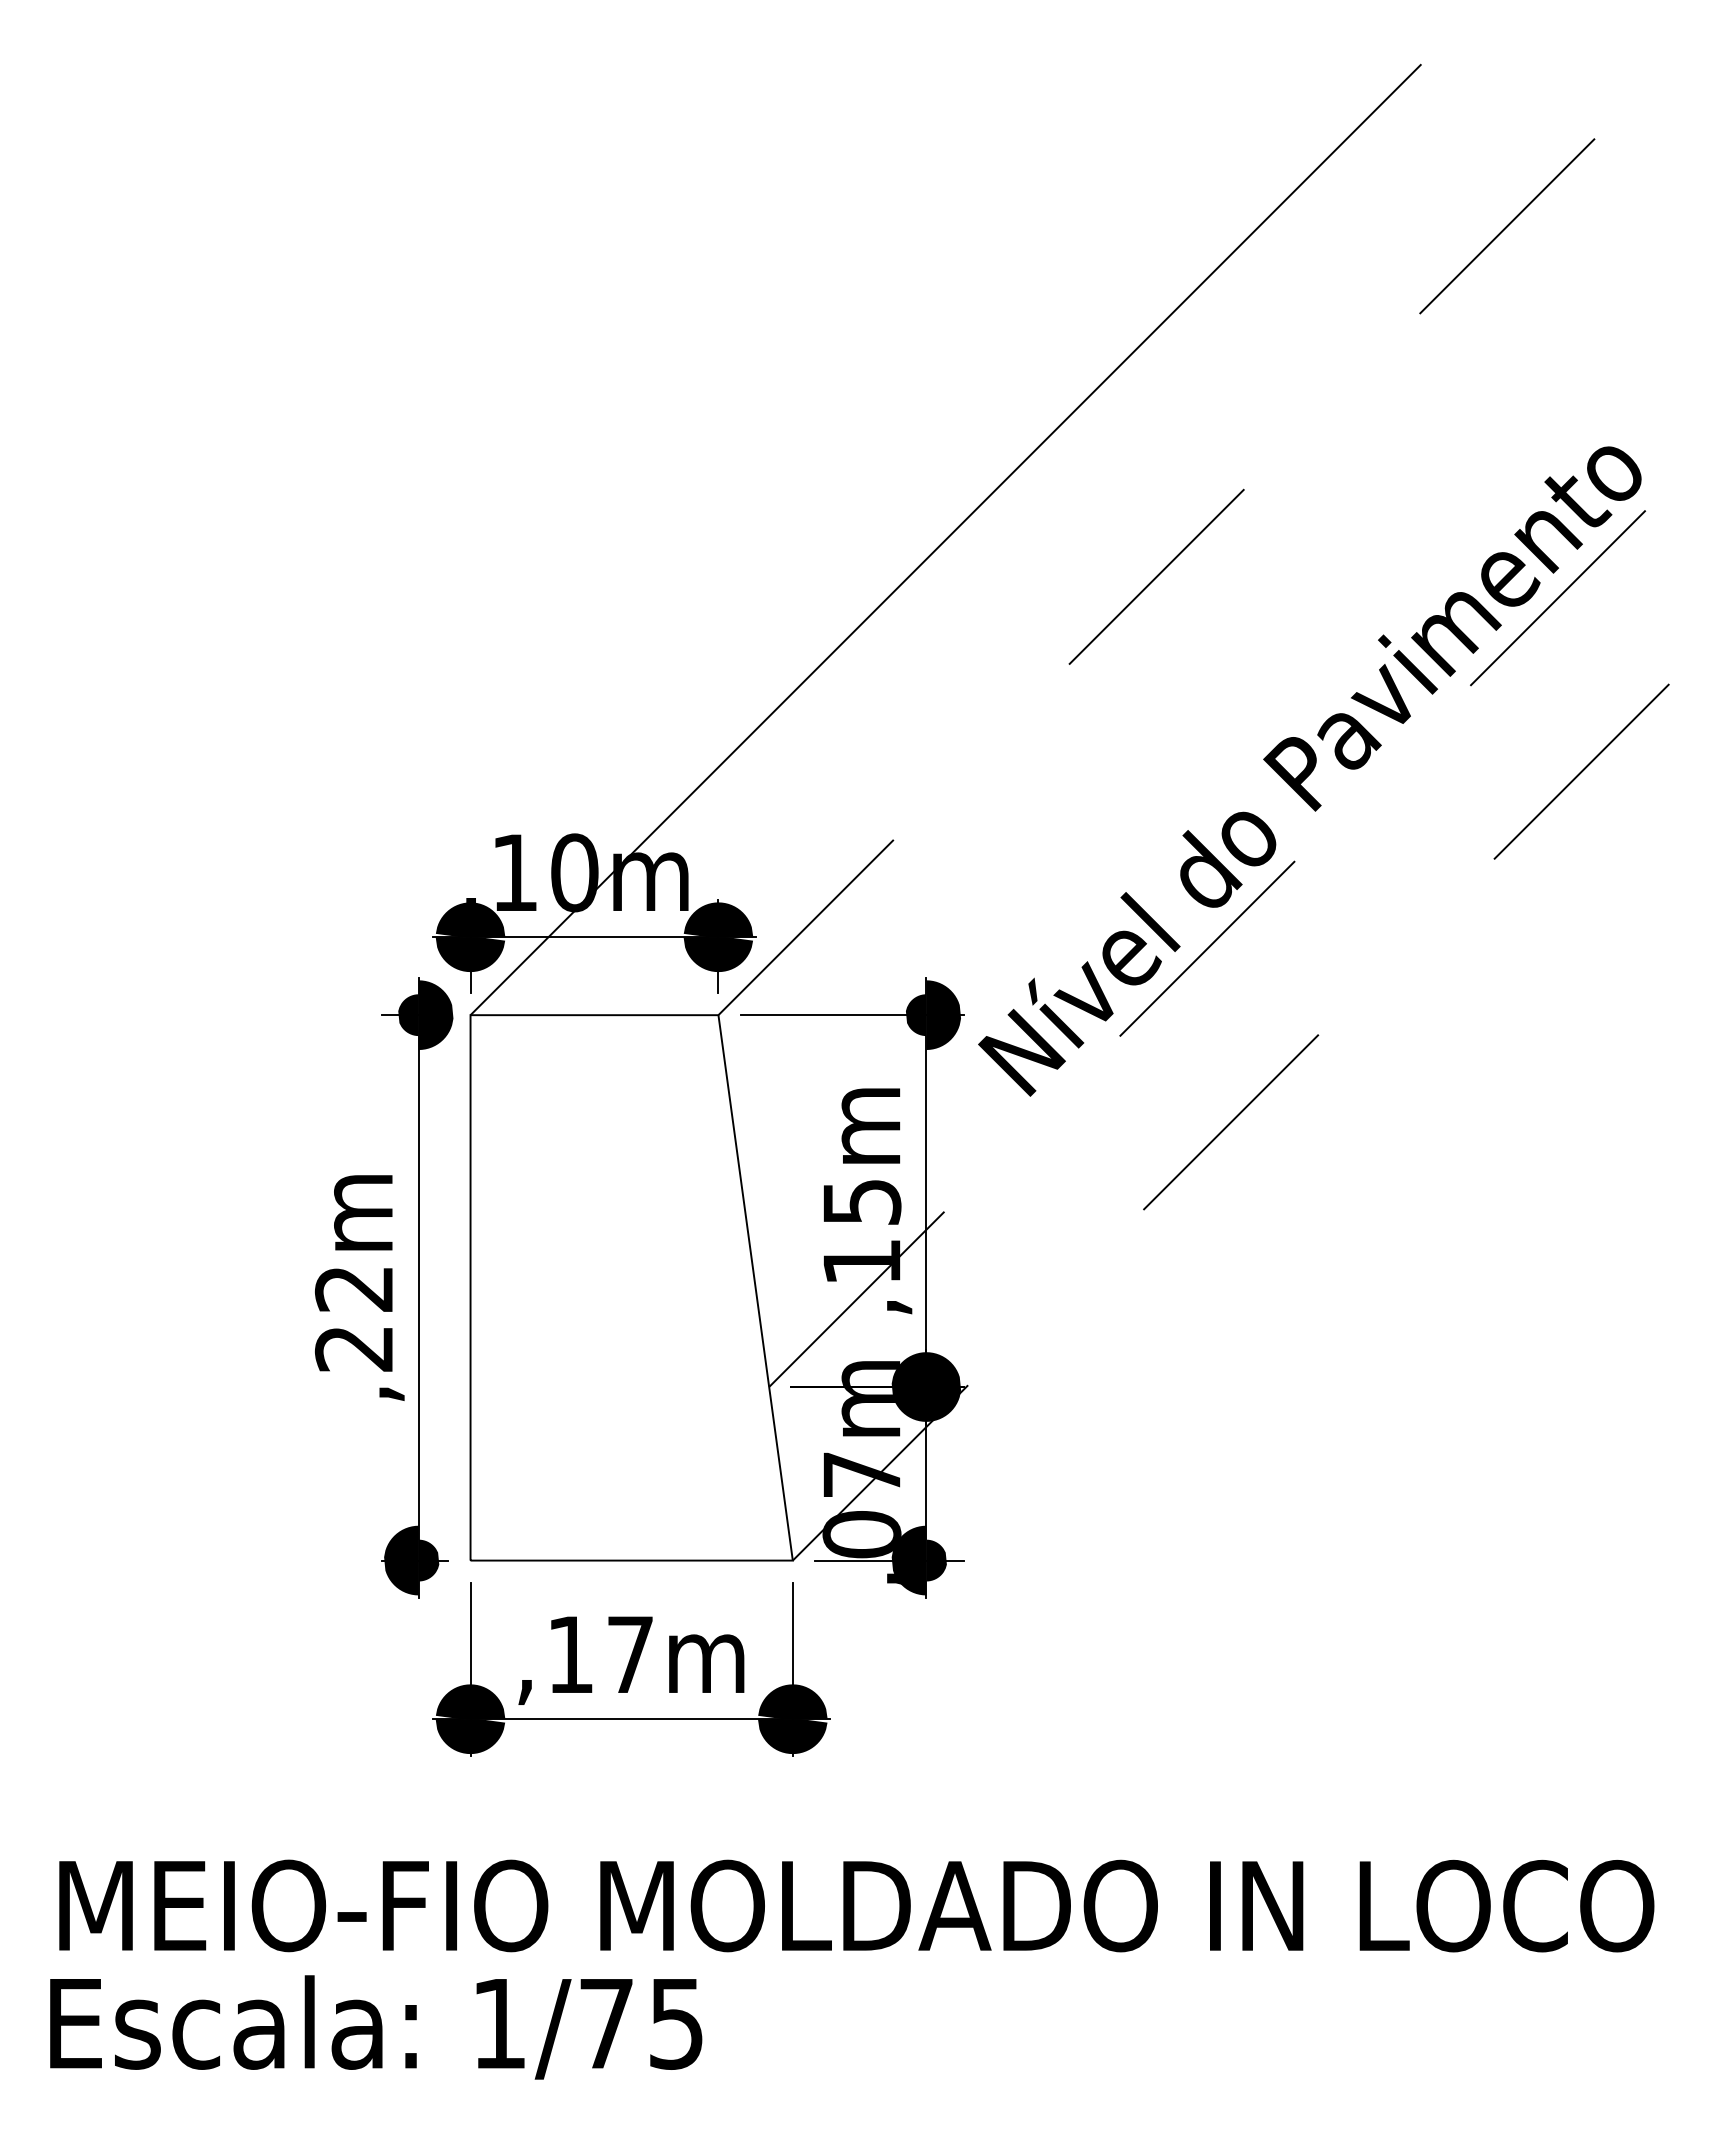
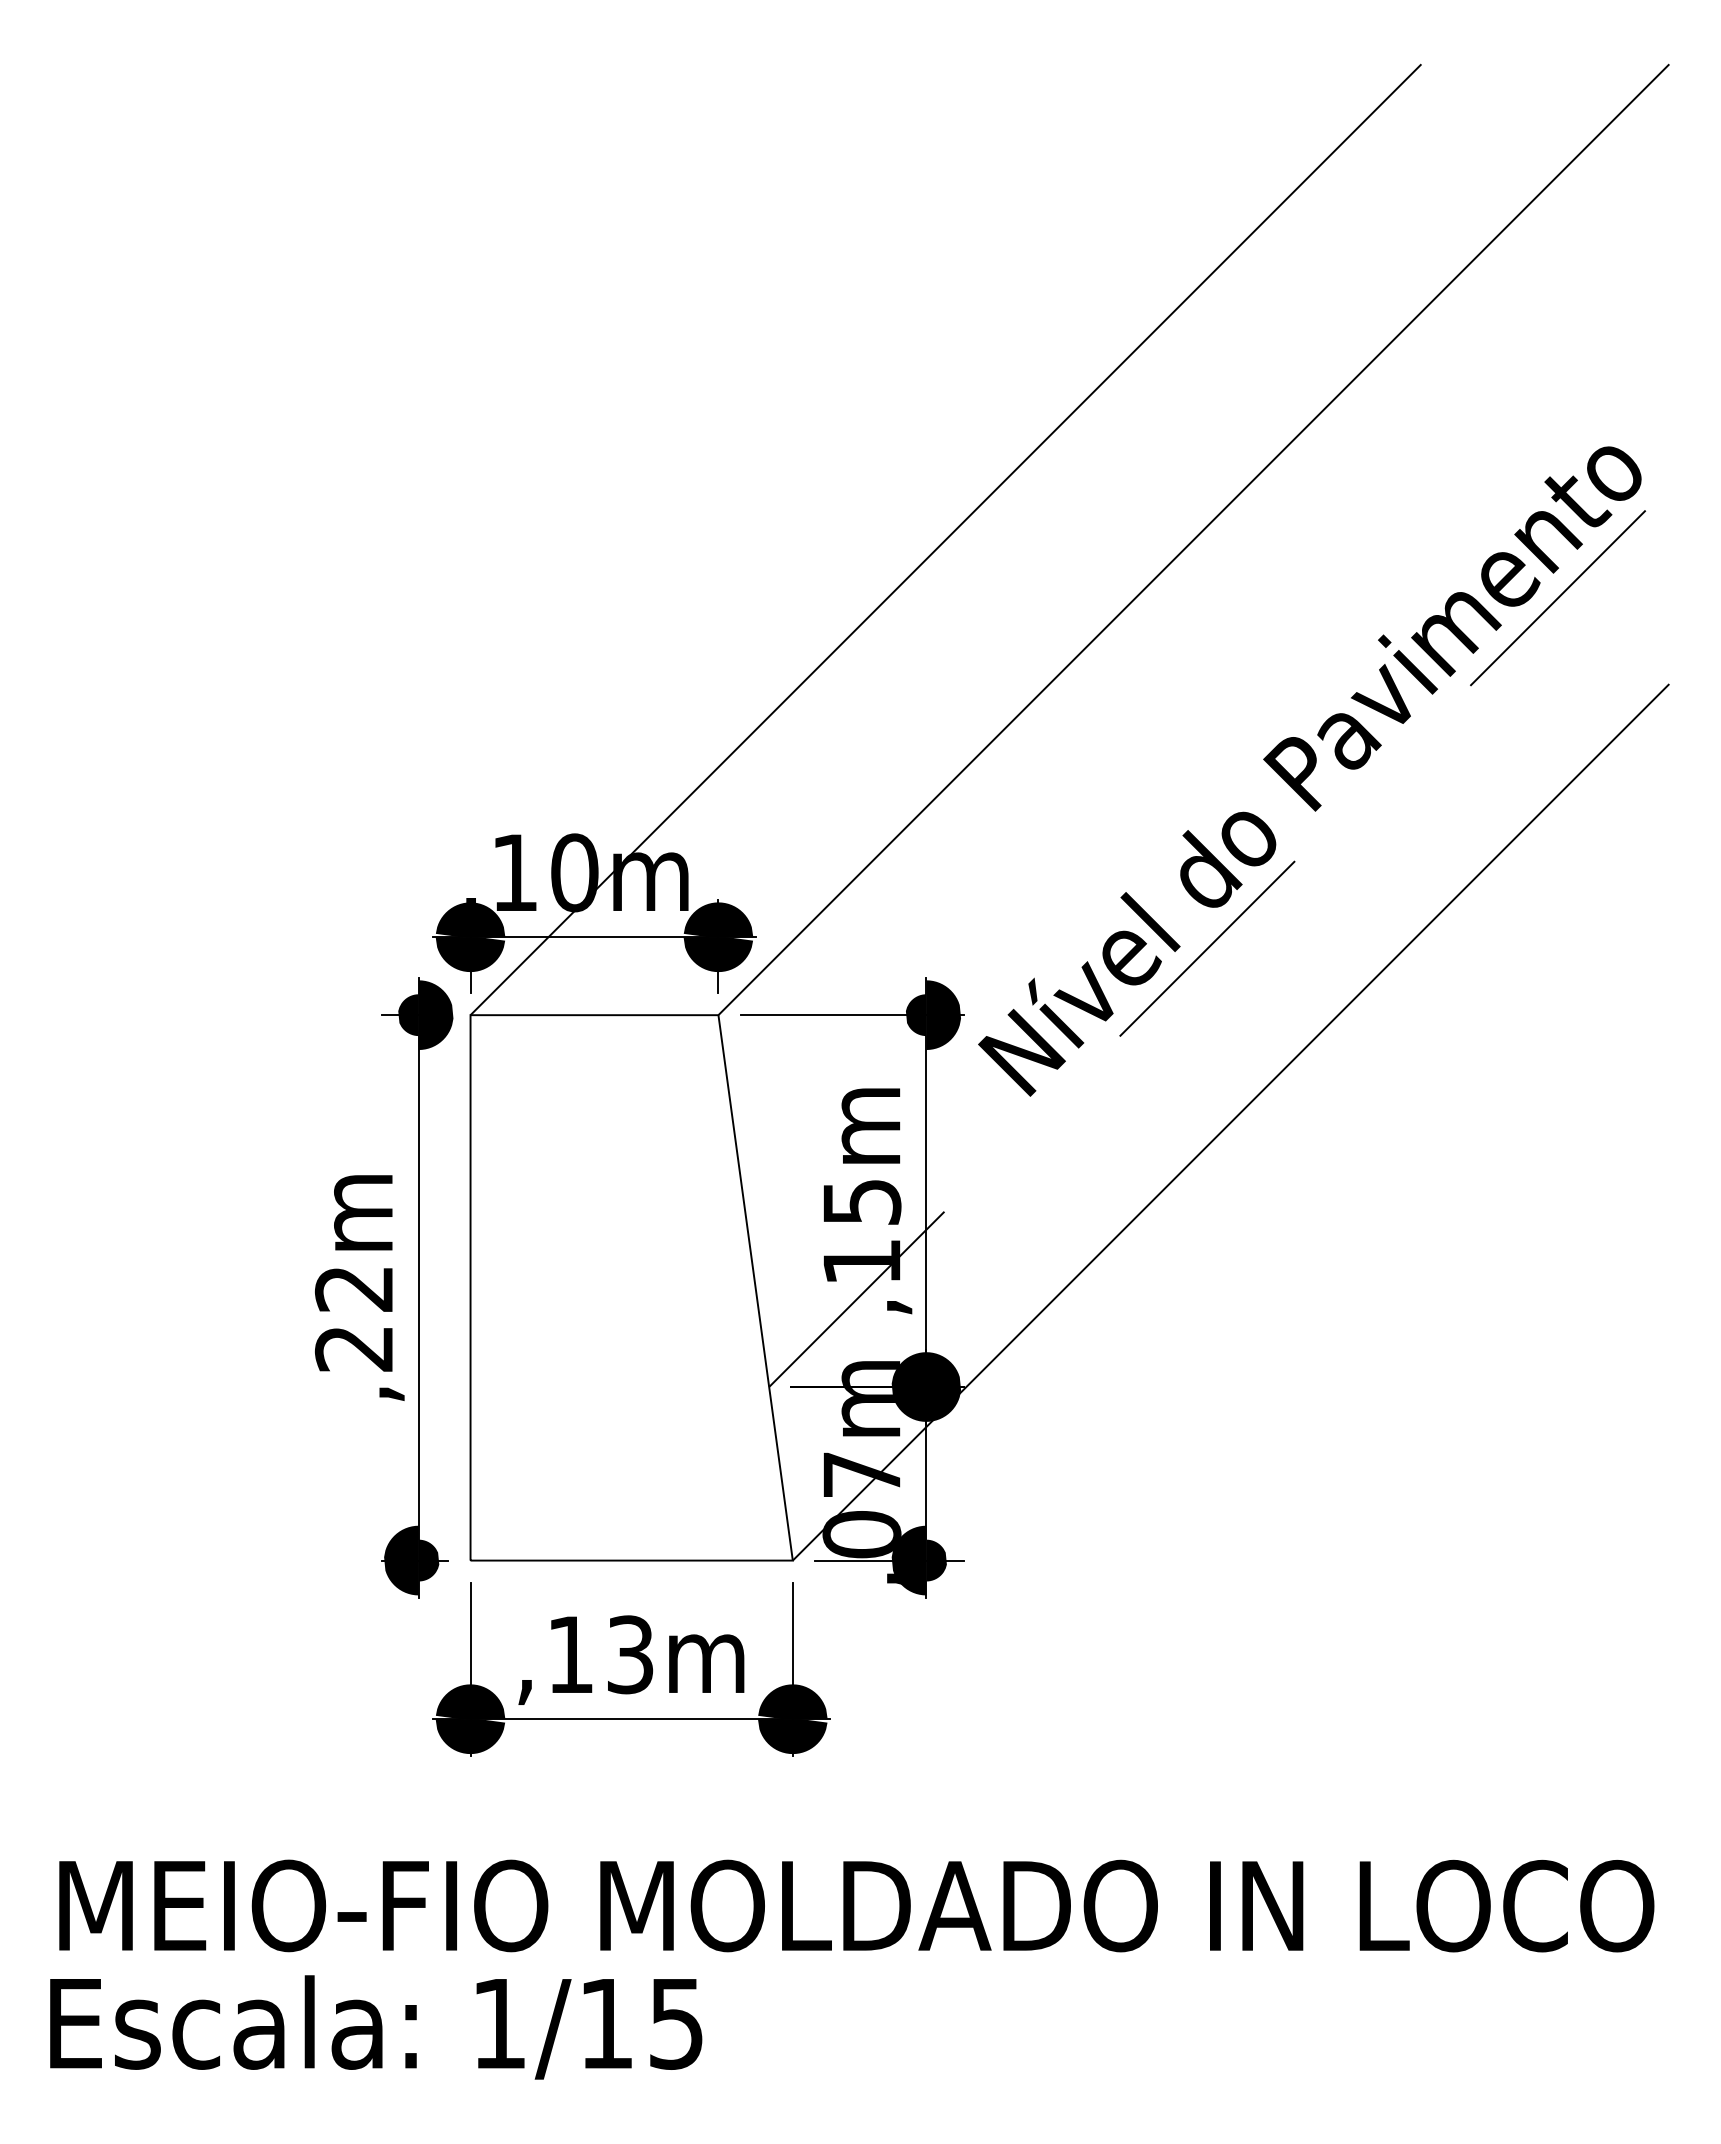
line: dashed -> solid (1194, 539)
line: dashed -> solid (1231, 1122)
text: ,17m -> ,13m (630, 1654)
text: 1/75 -> 1/15 (606, 2023)
